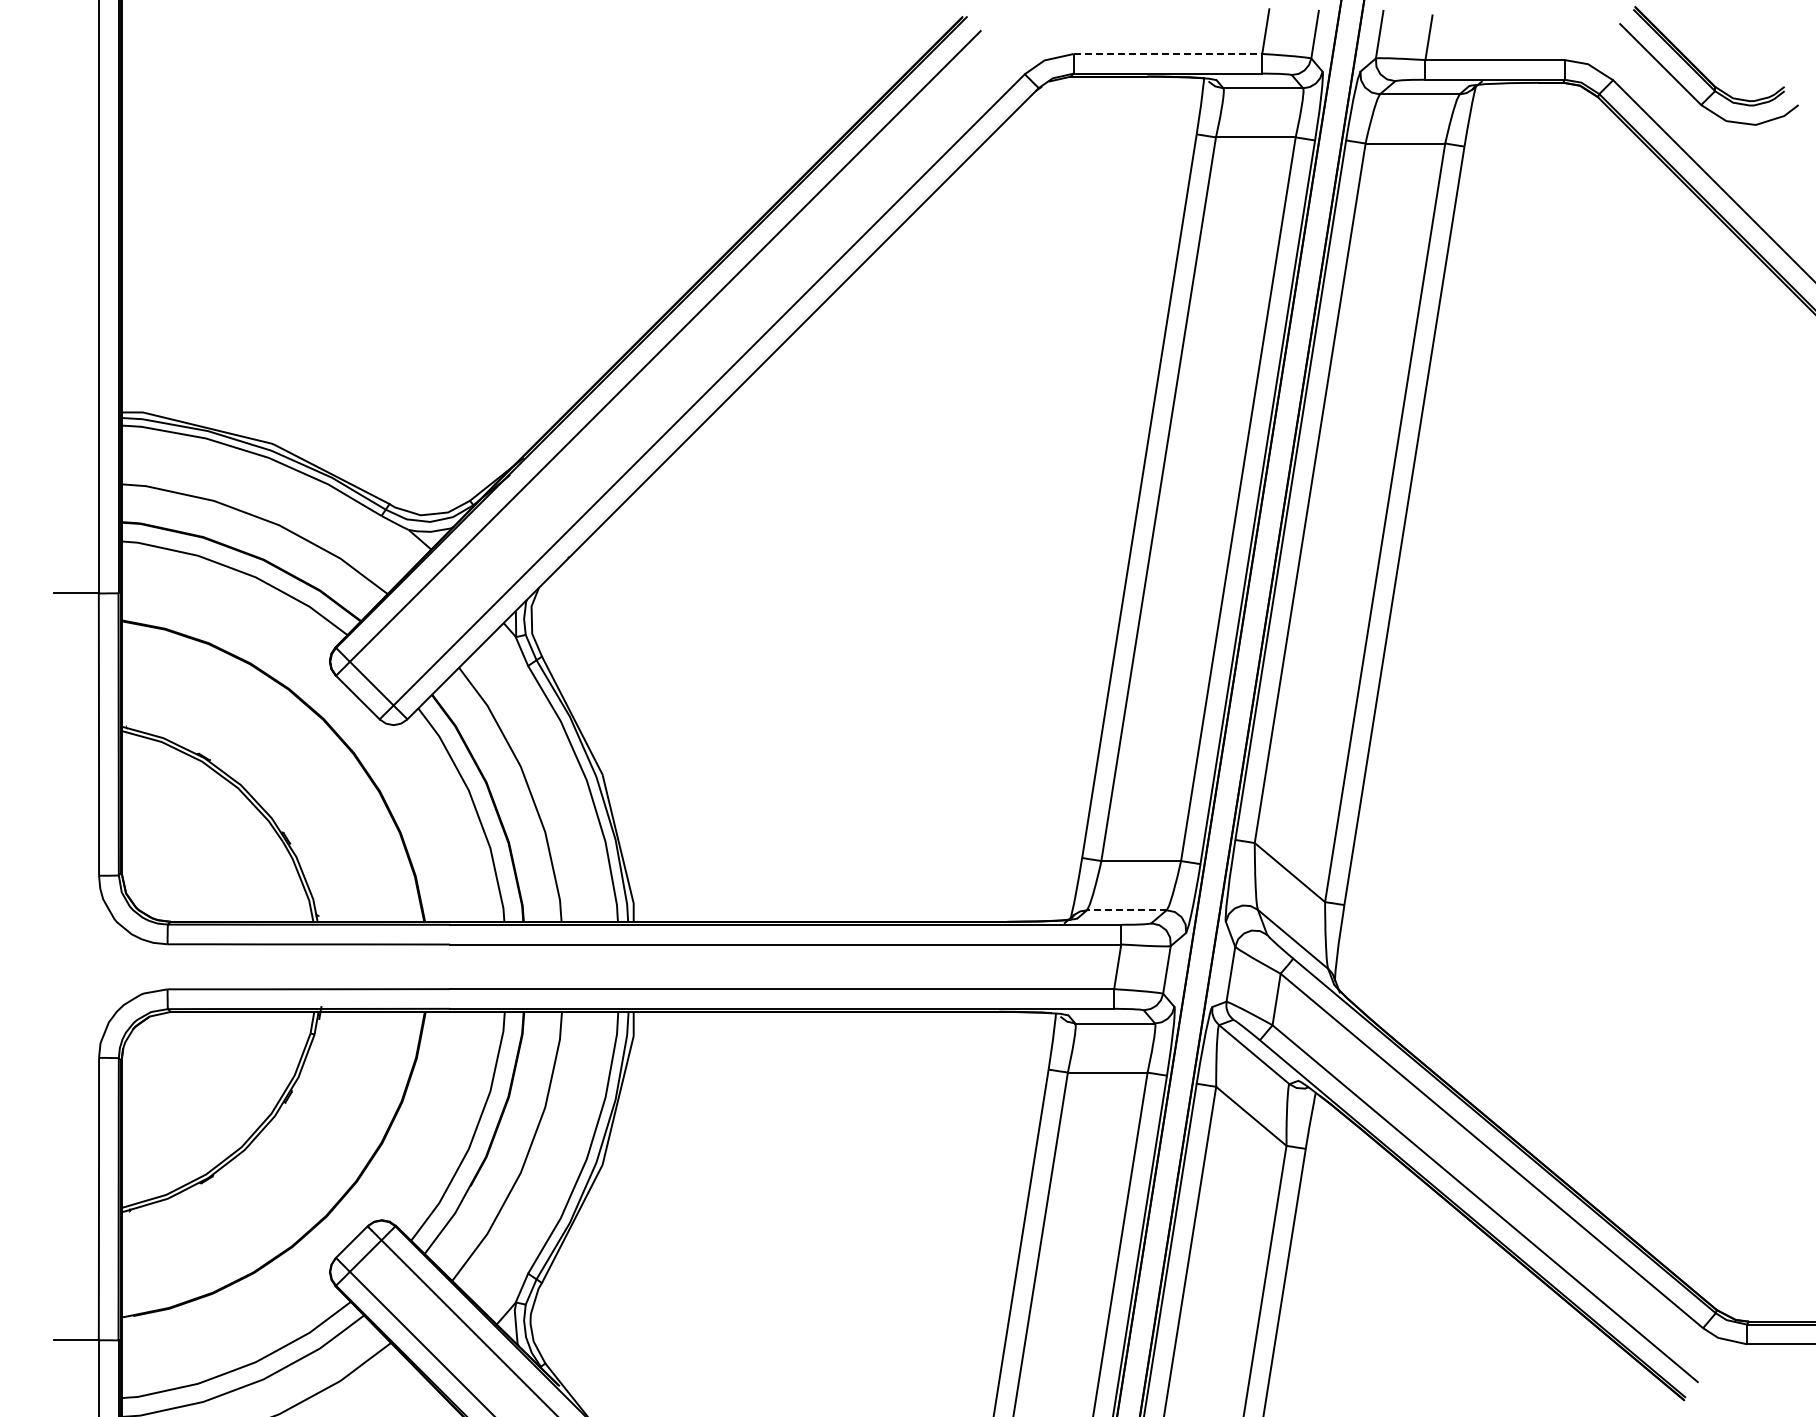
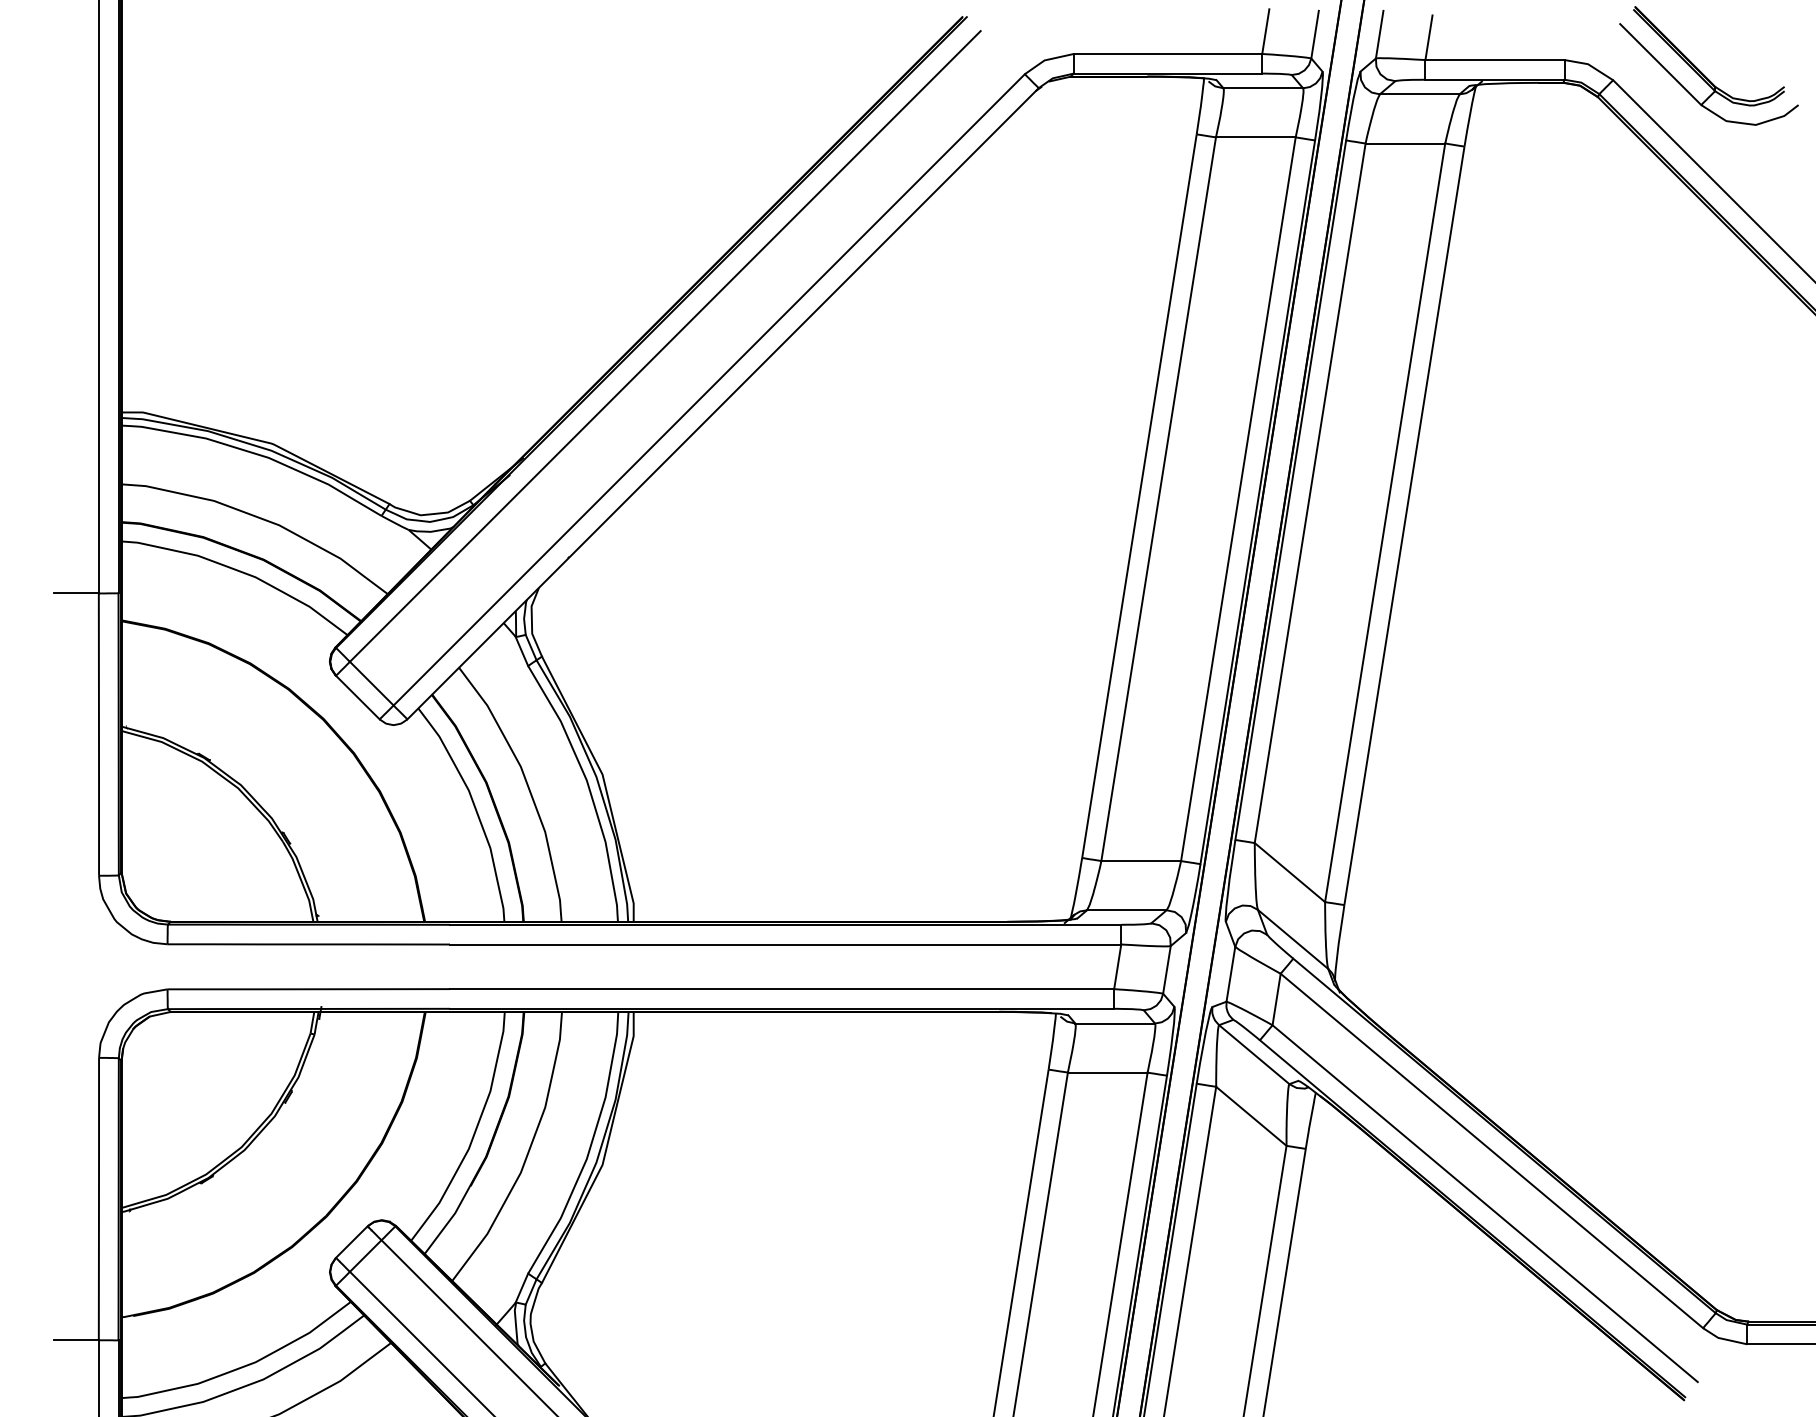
line: dashed -> solid (1168, 54)
line: dashed -> solid (1126, 910)
